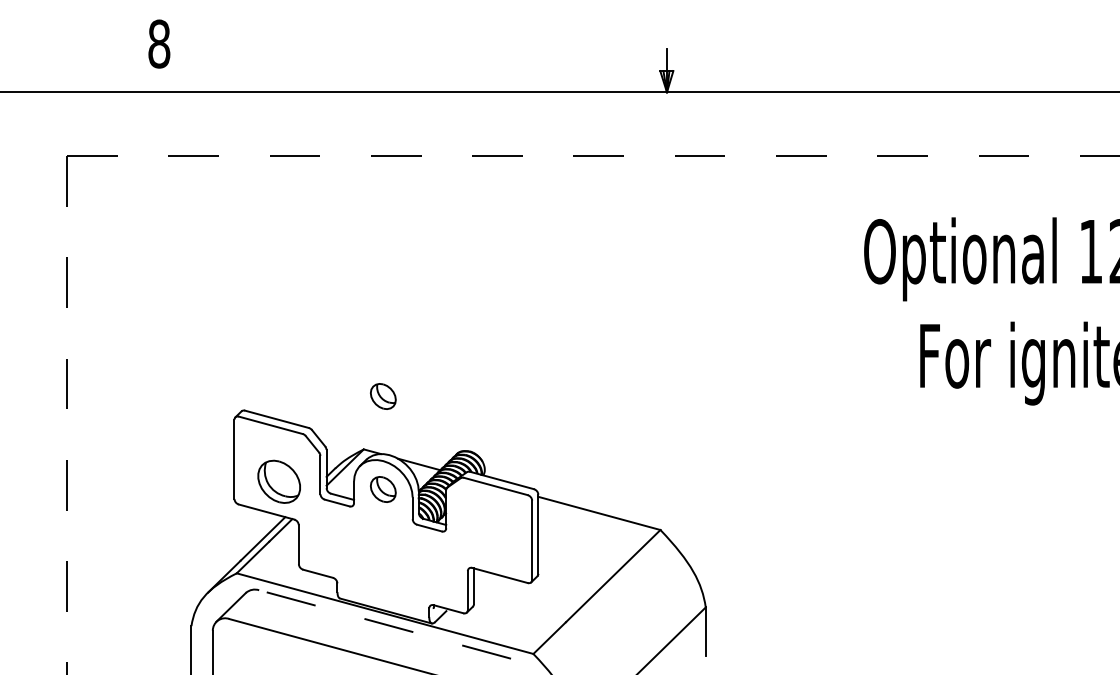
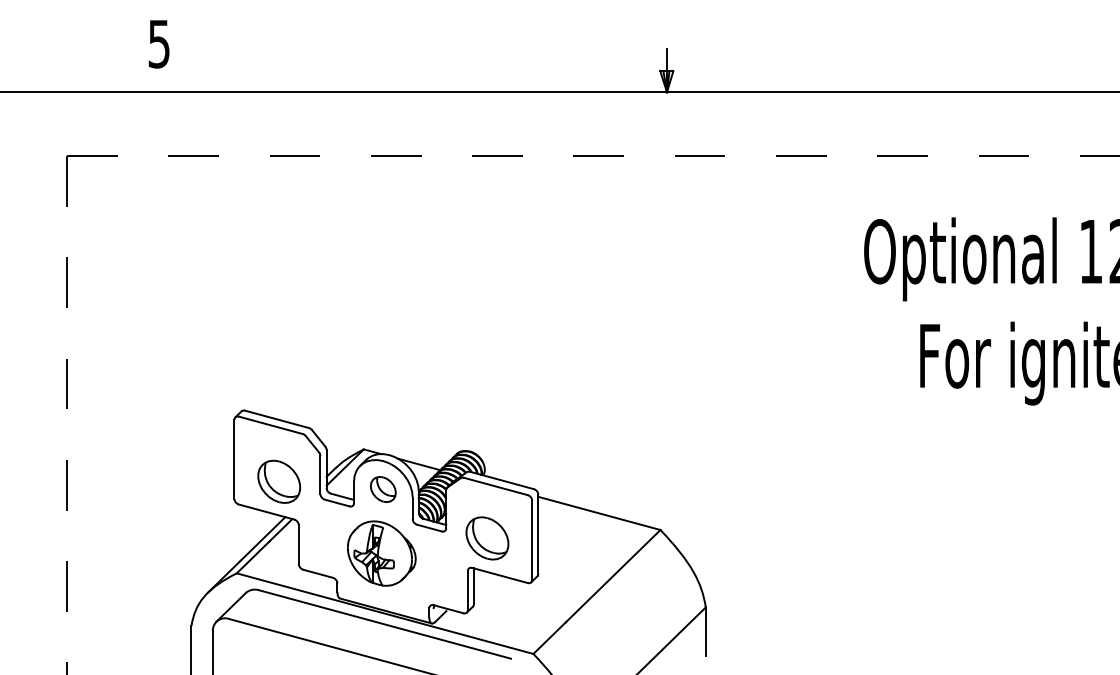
text: 8 -> 5 (159, 43)
part: present -> none (383, 396)
part: none -> present (487, 538)
part: none -> present (381, 553)
line: dashed -> solid (385, 624)
